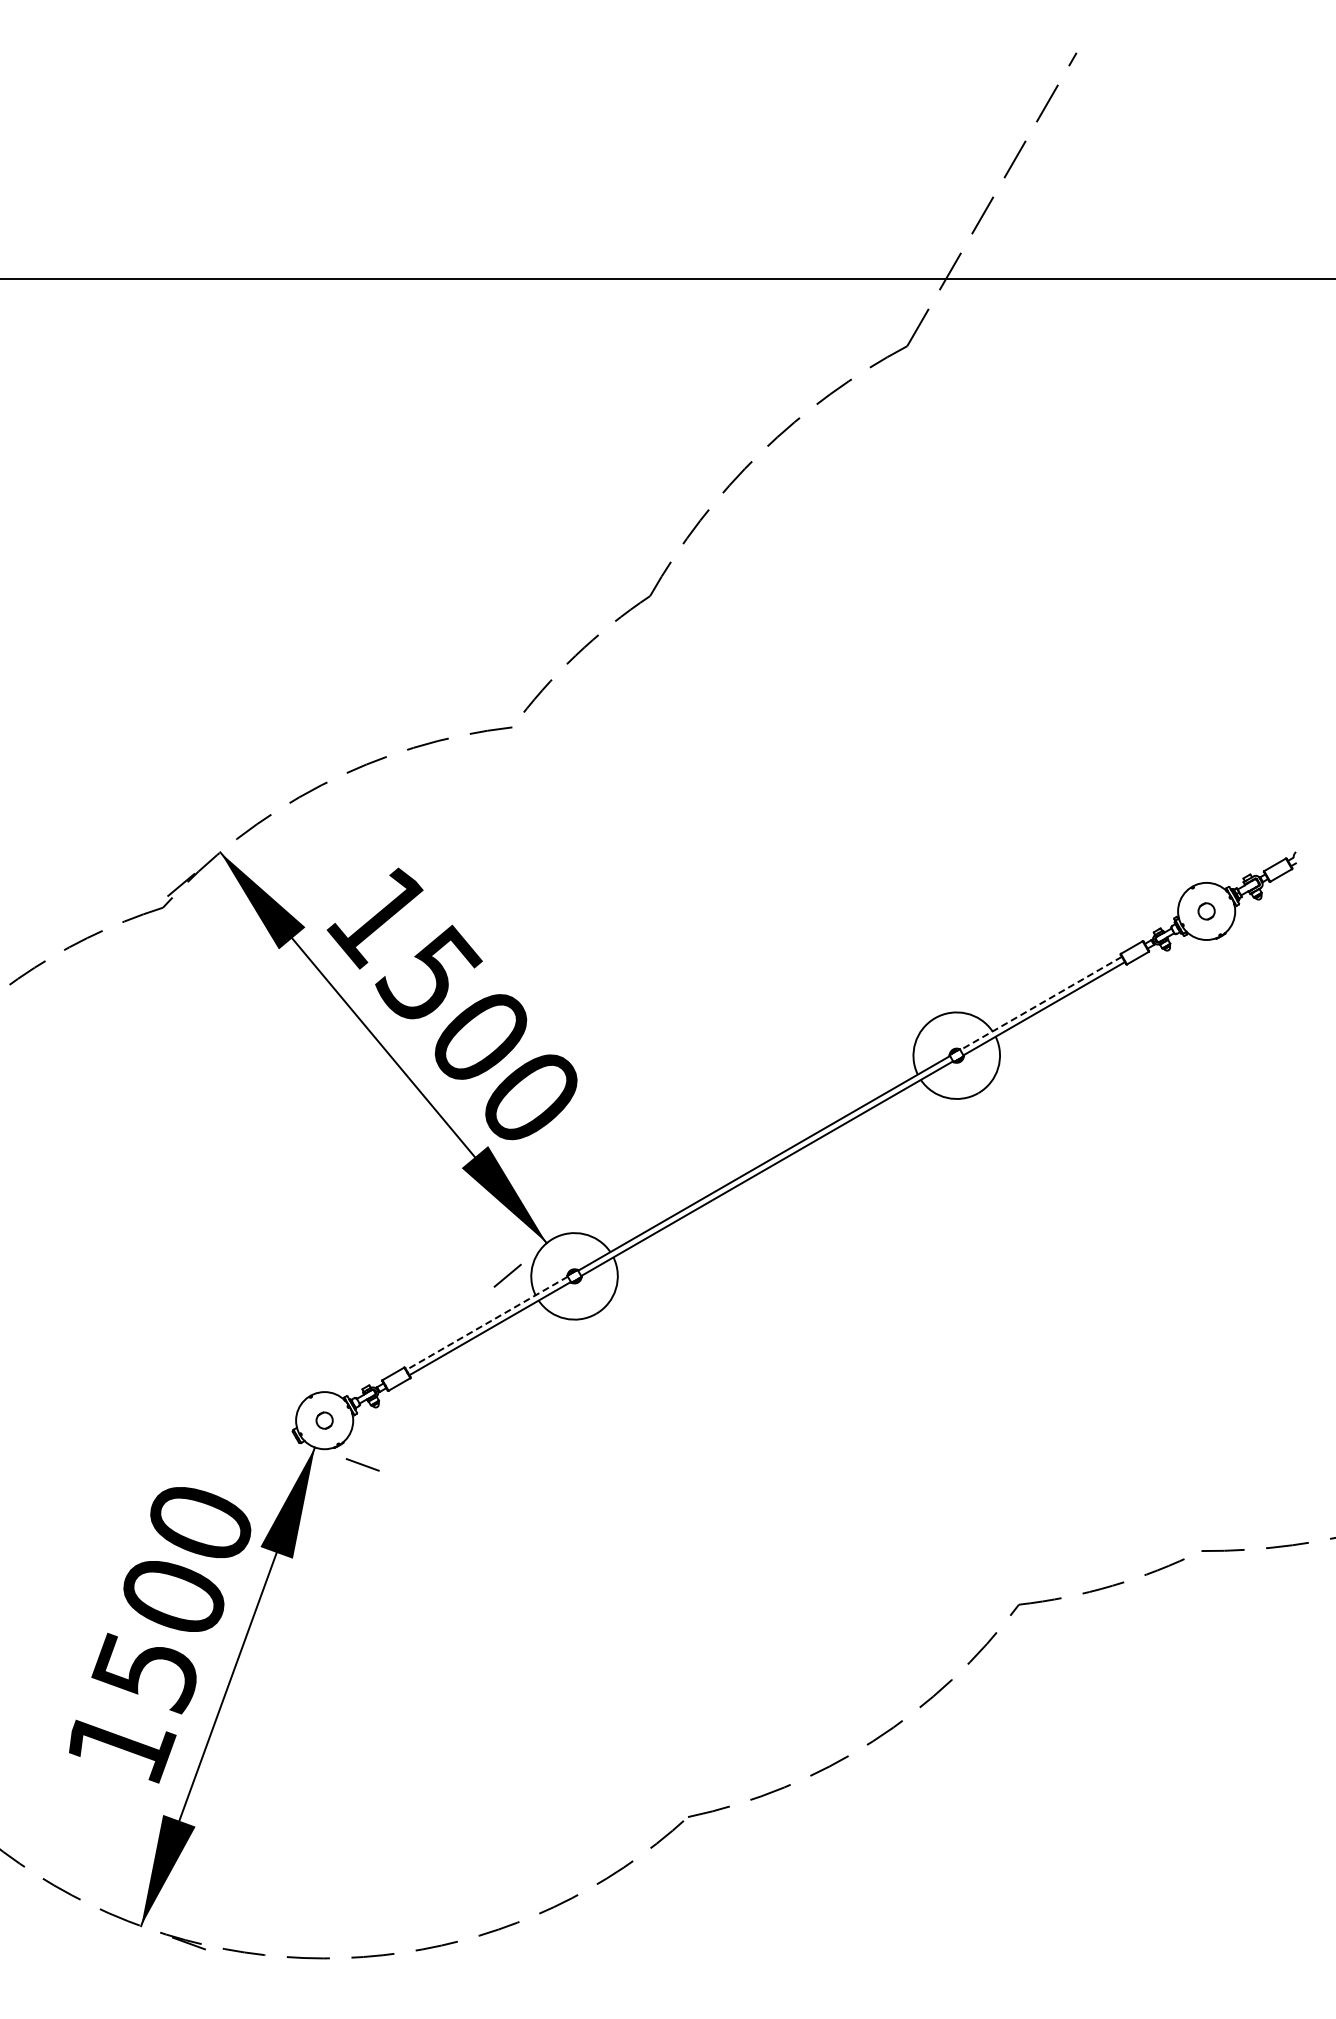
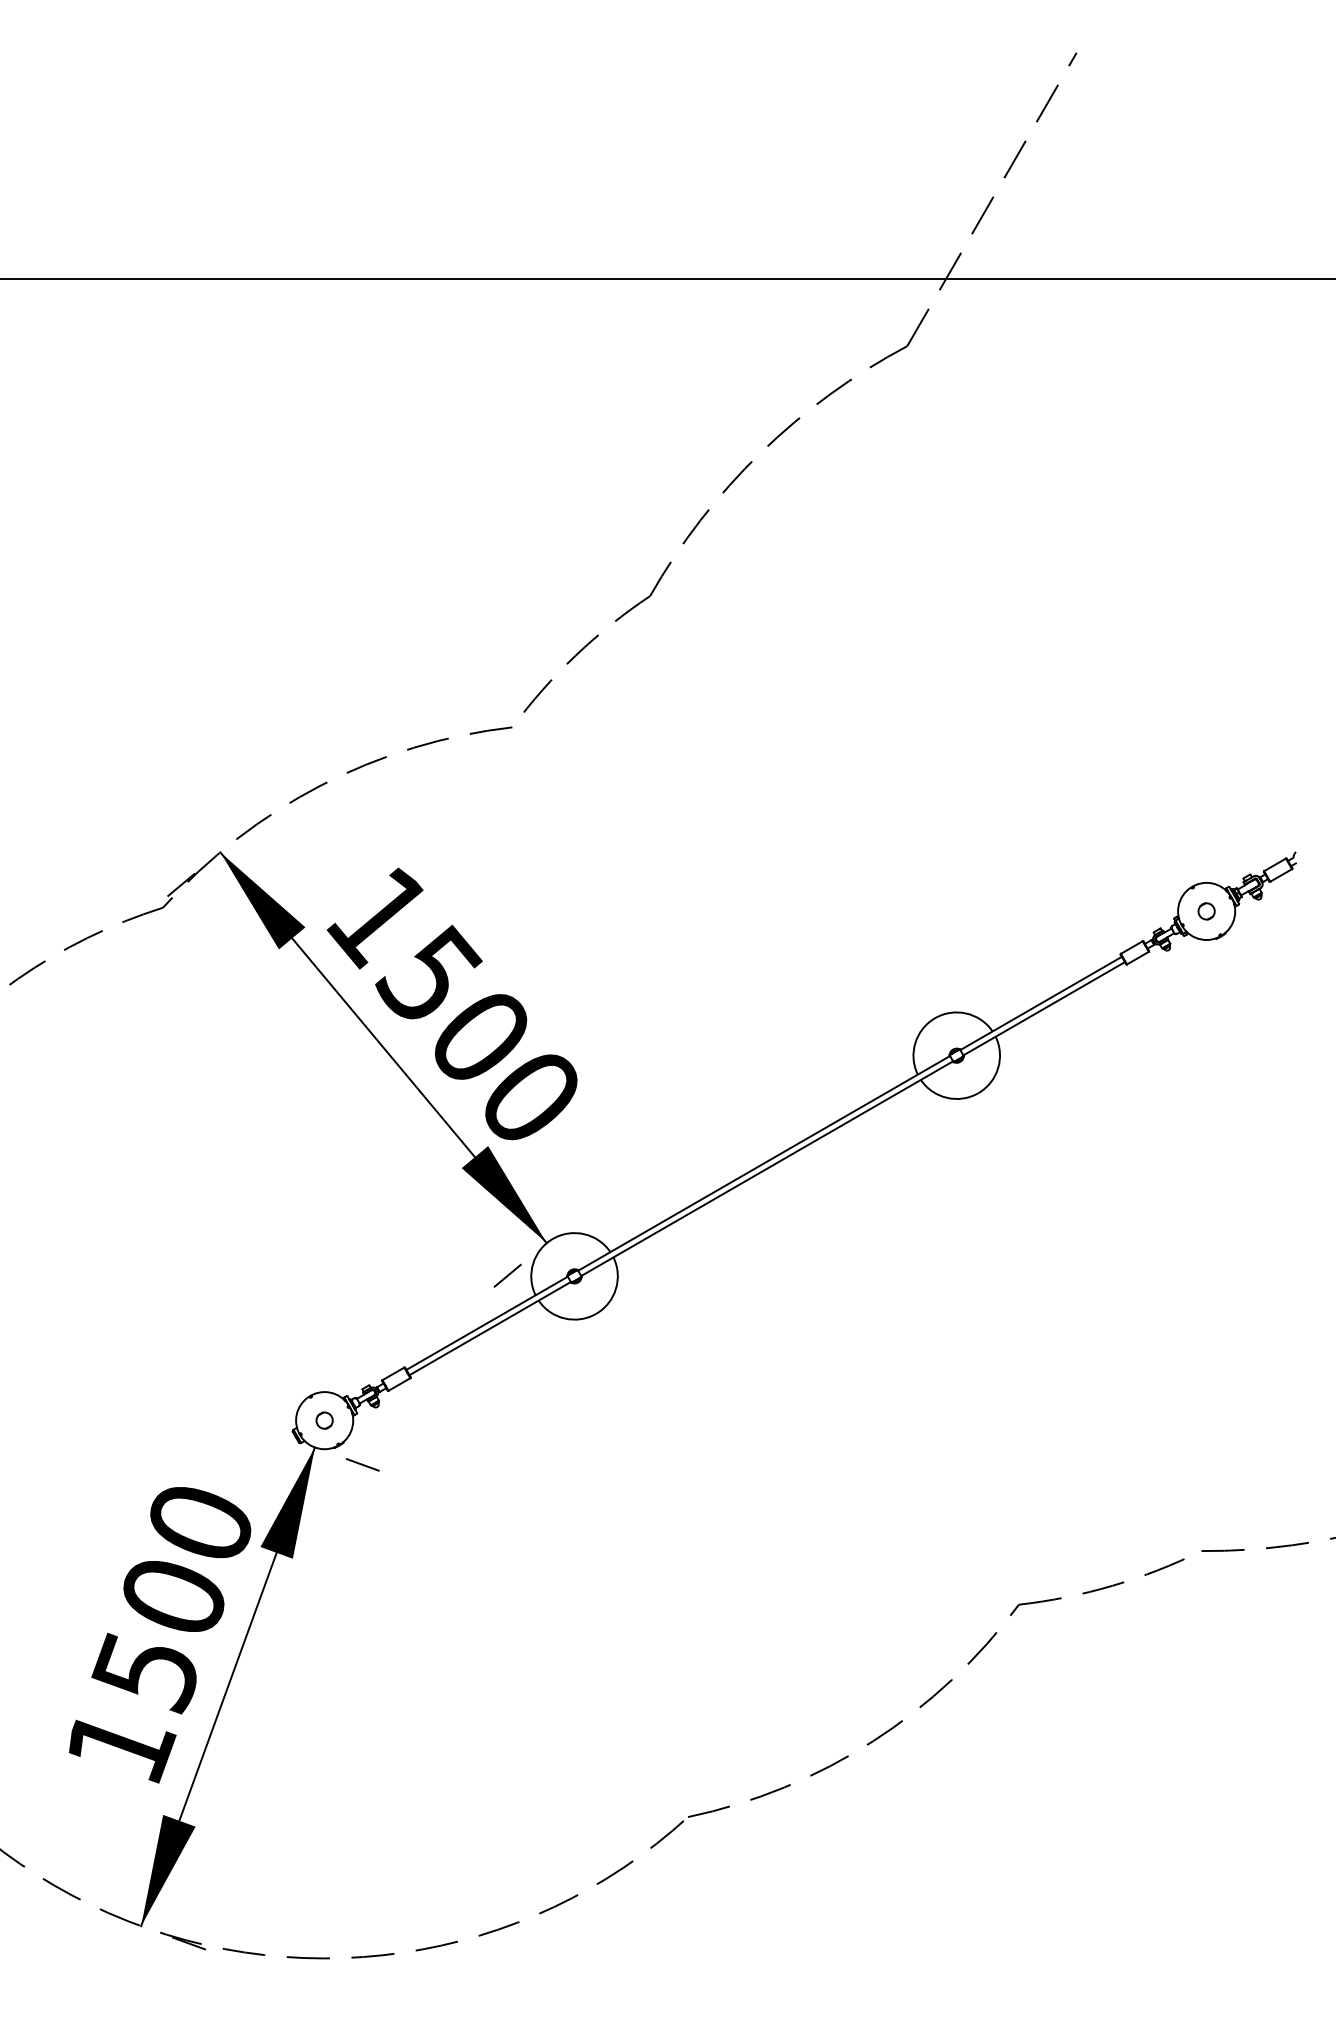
line: dashed -> solid (1040, 1003)
line: dashed -> solid (486, 1323)
